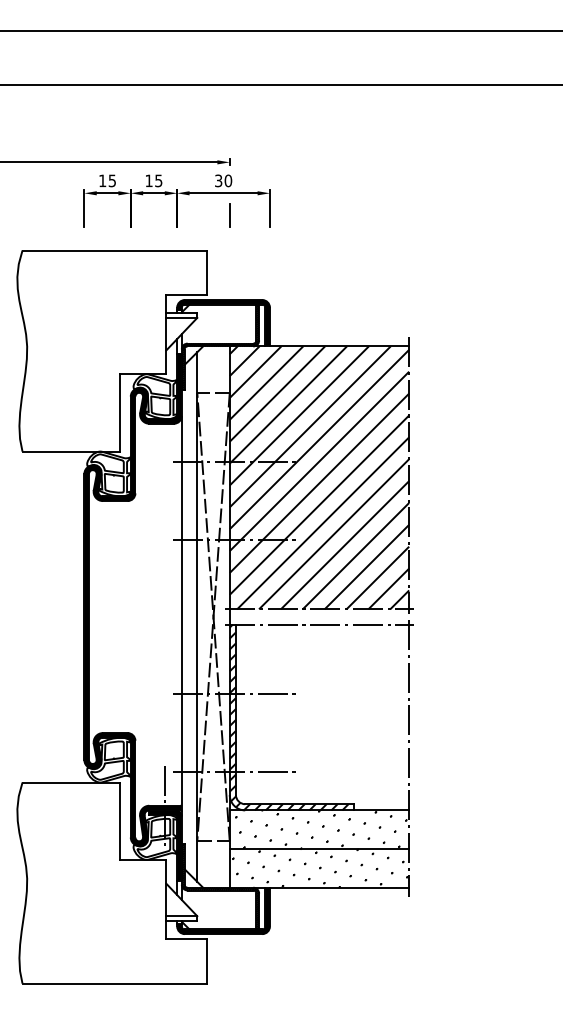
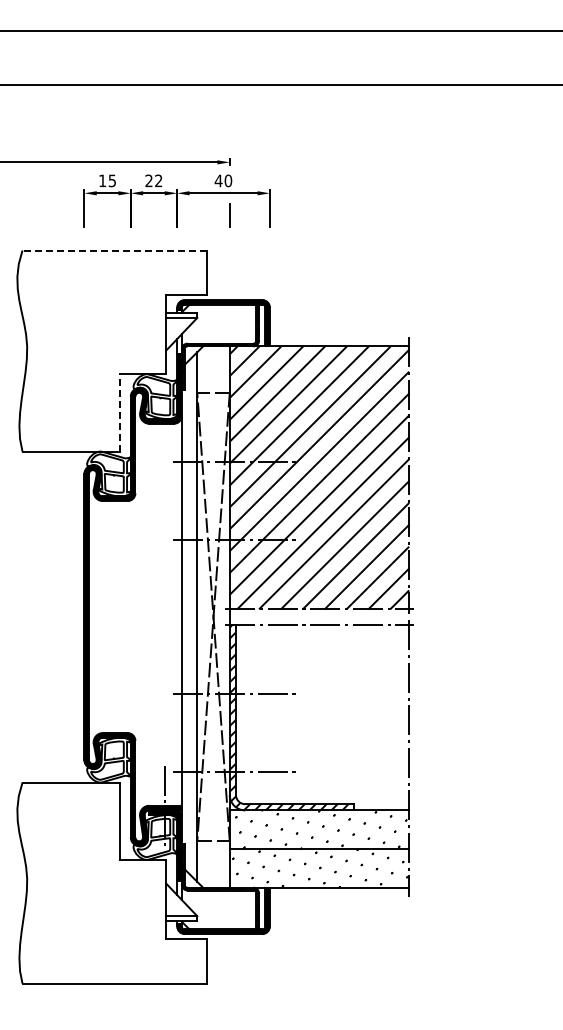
text: 15 -> 22 (153, 180)
text: 30 -> 40 (218, 180)
line: solid -> dashed (114, 250)
line: solid -> dashed (119, 412)
